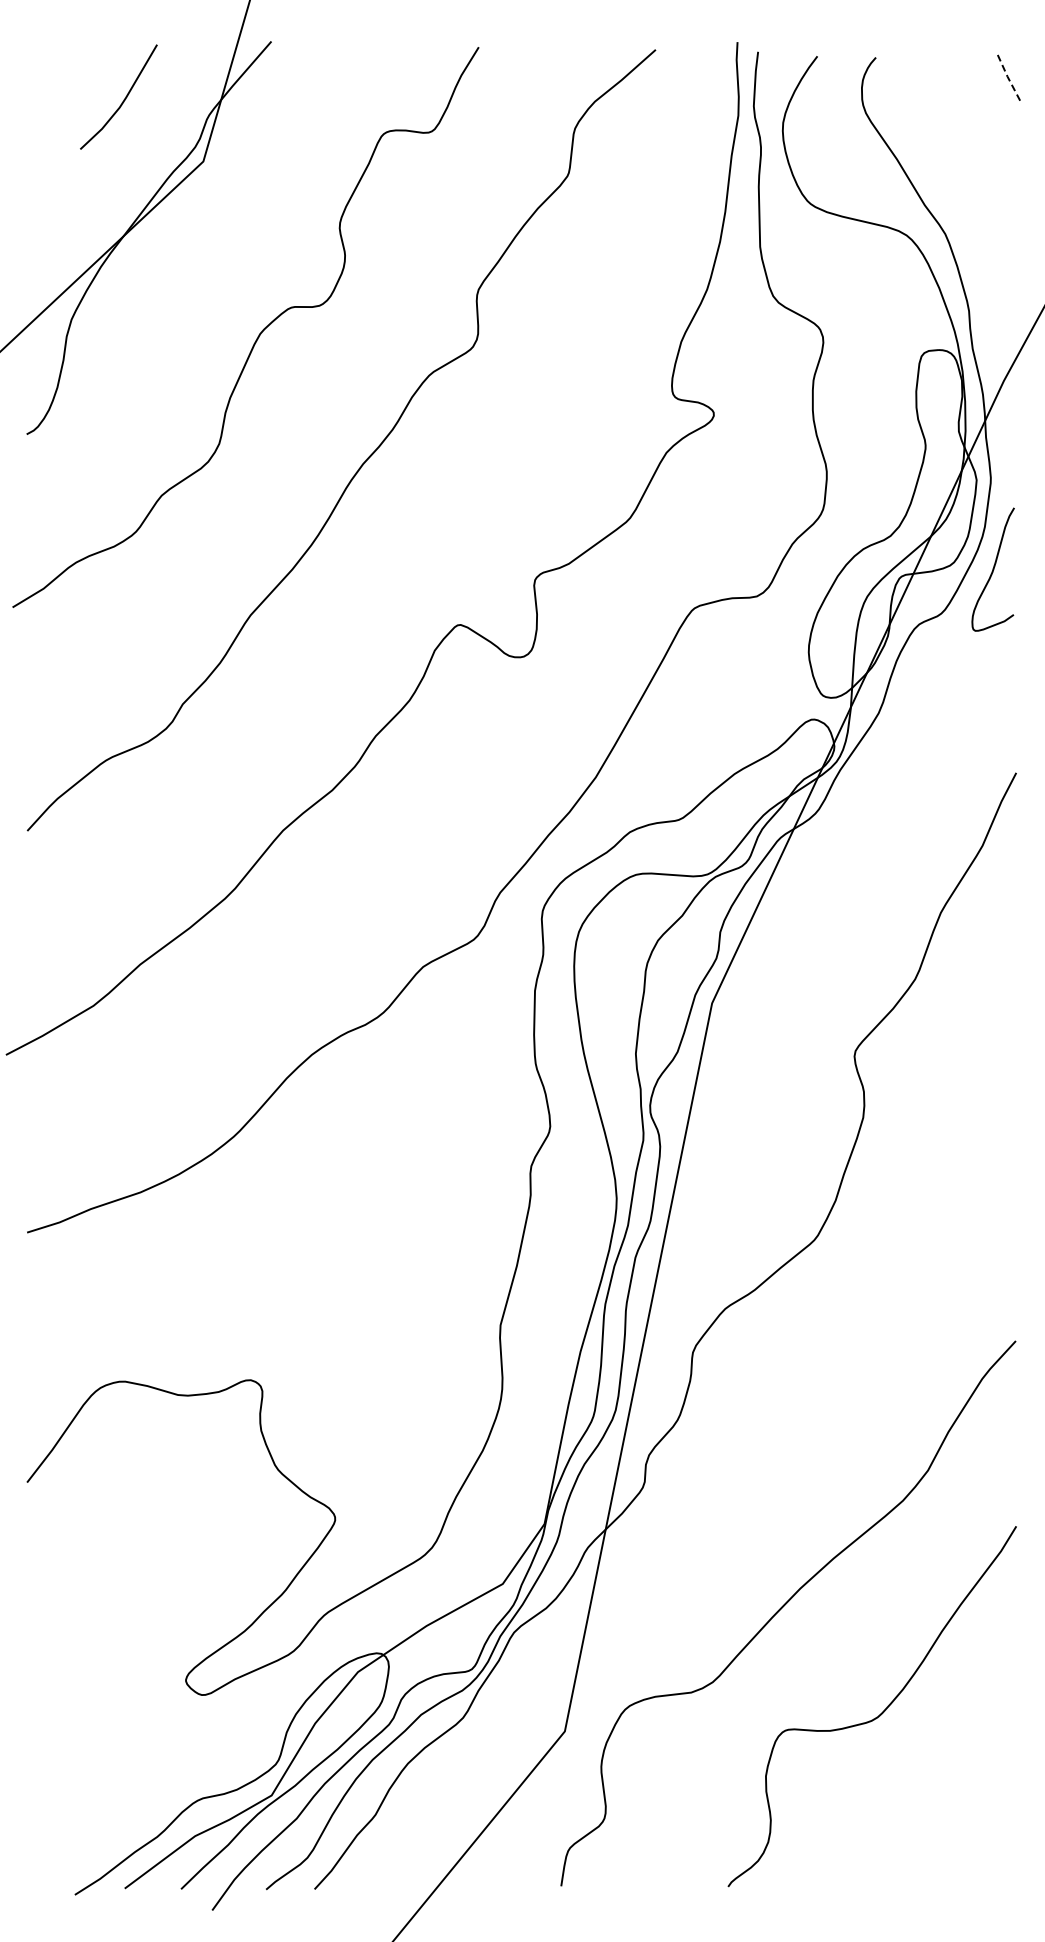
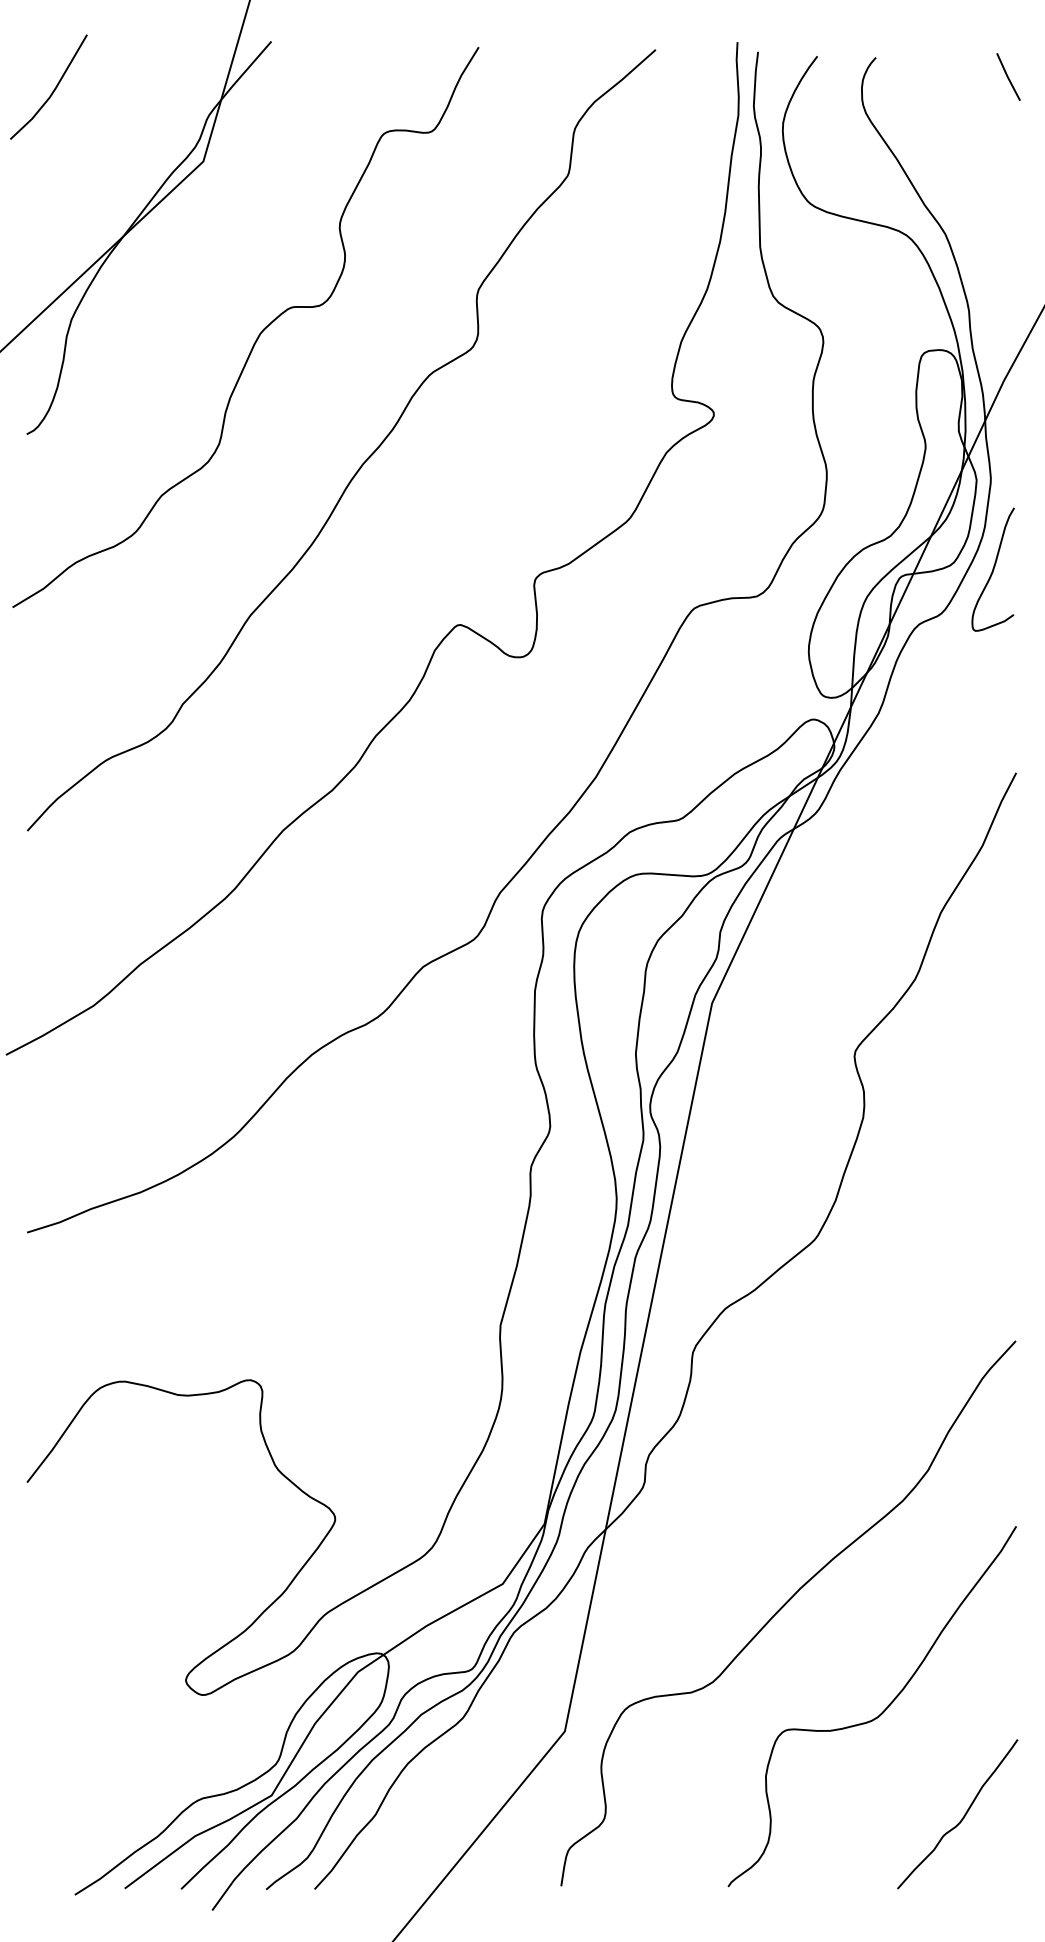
line: dashed -> solid (1007, 76)
line position: (123, 99) -> (53, 89) (53, 89)
curve: none -> present (961, 1818)
